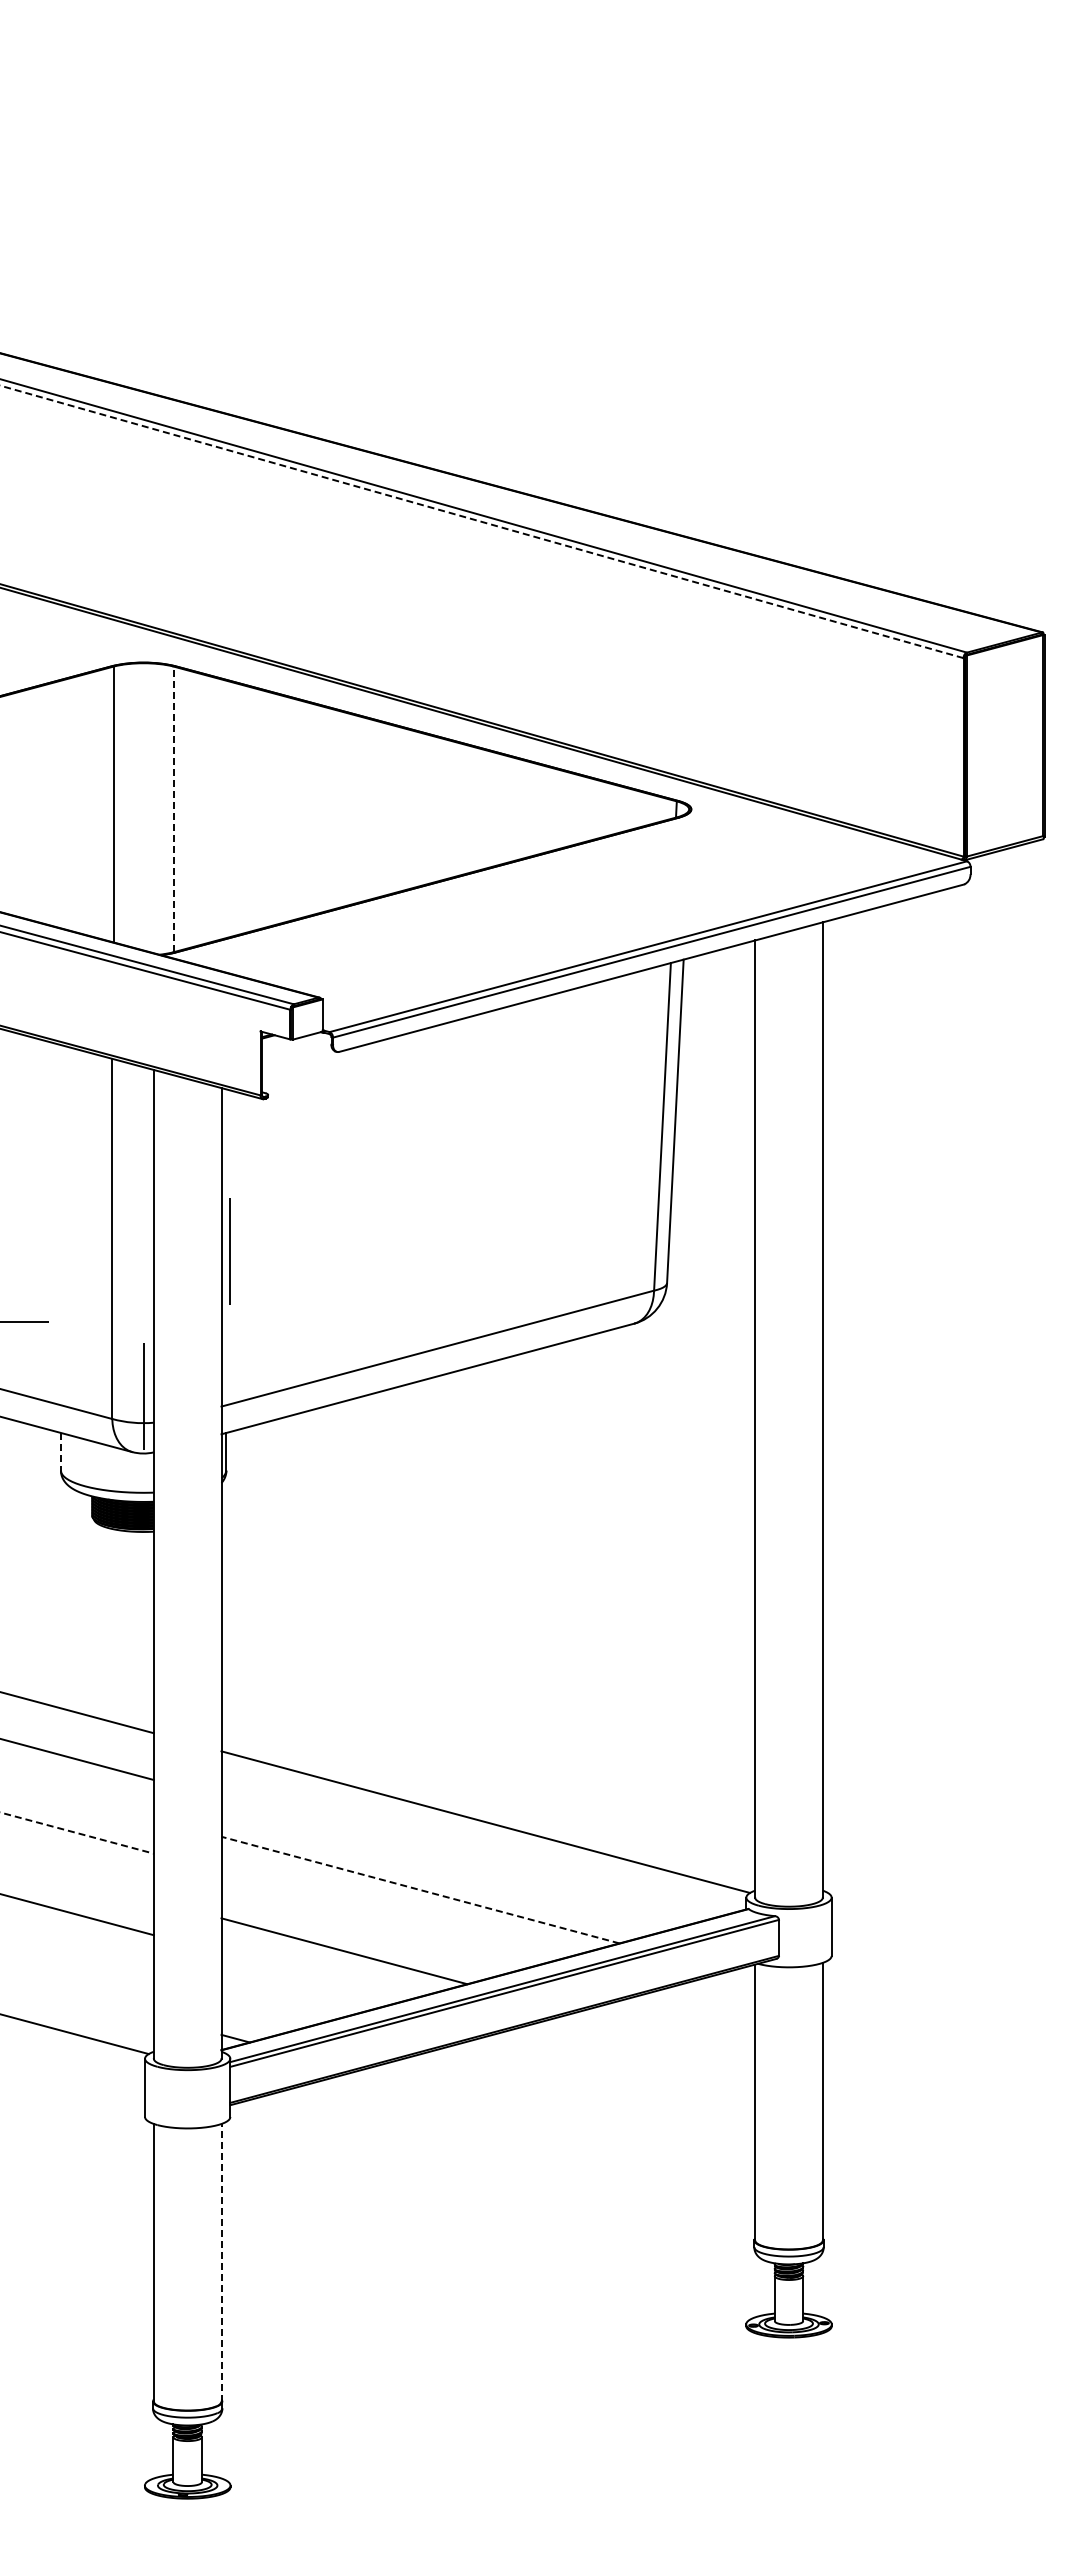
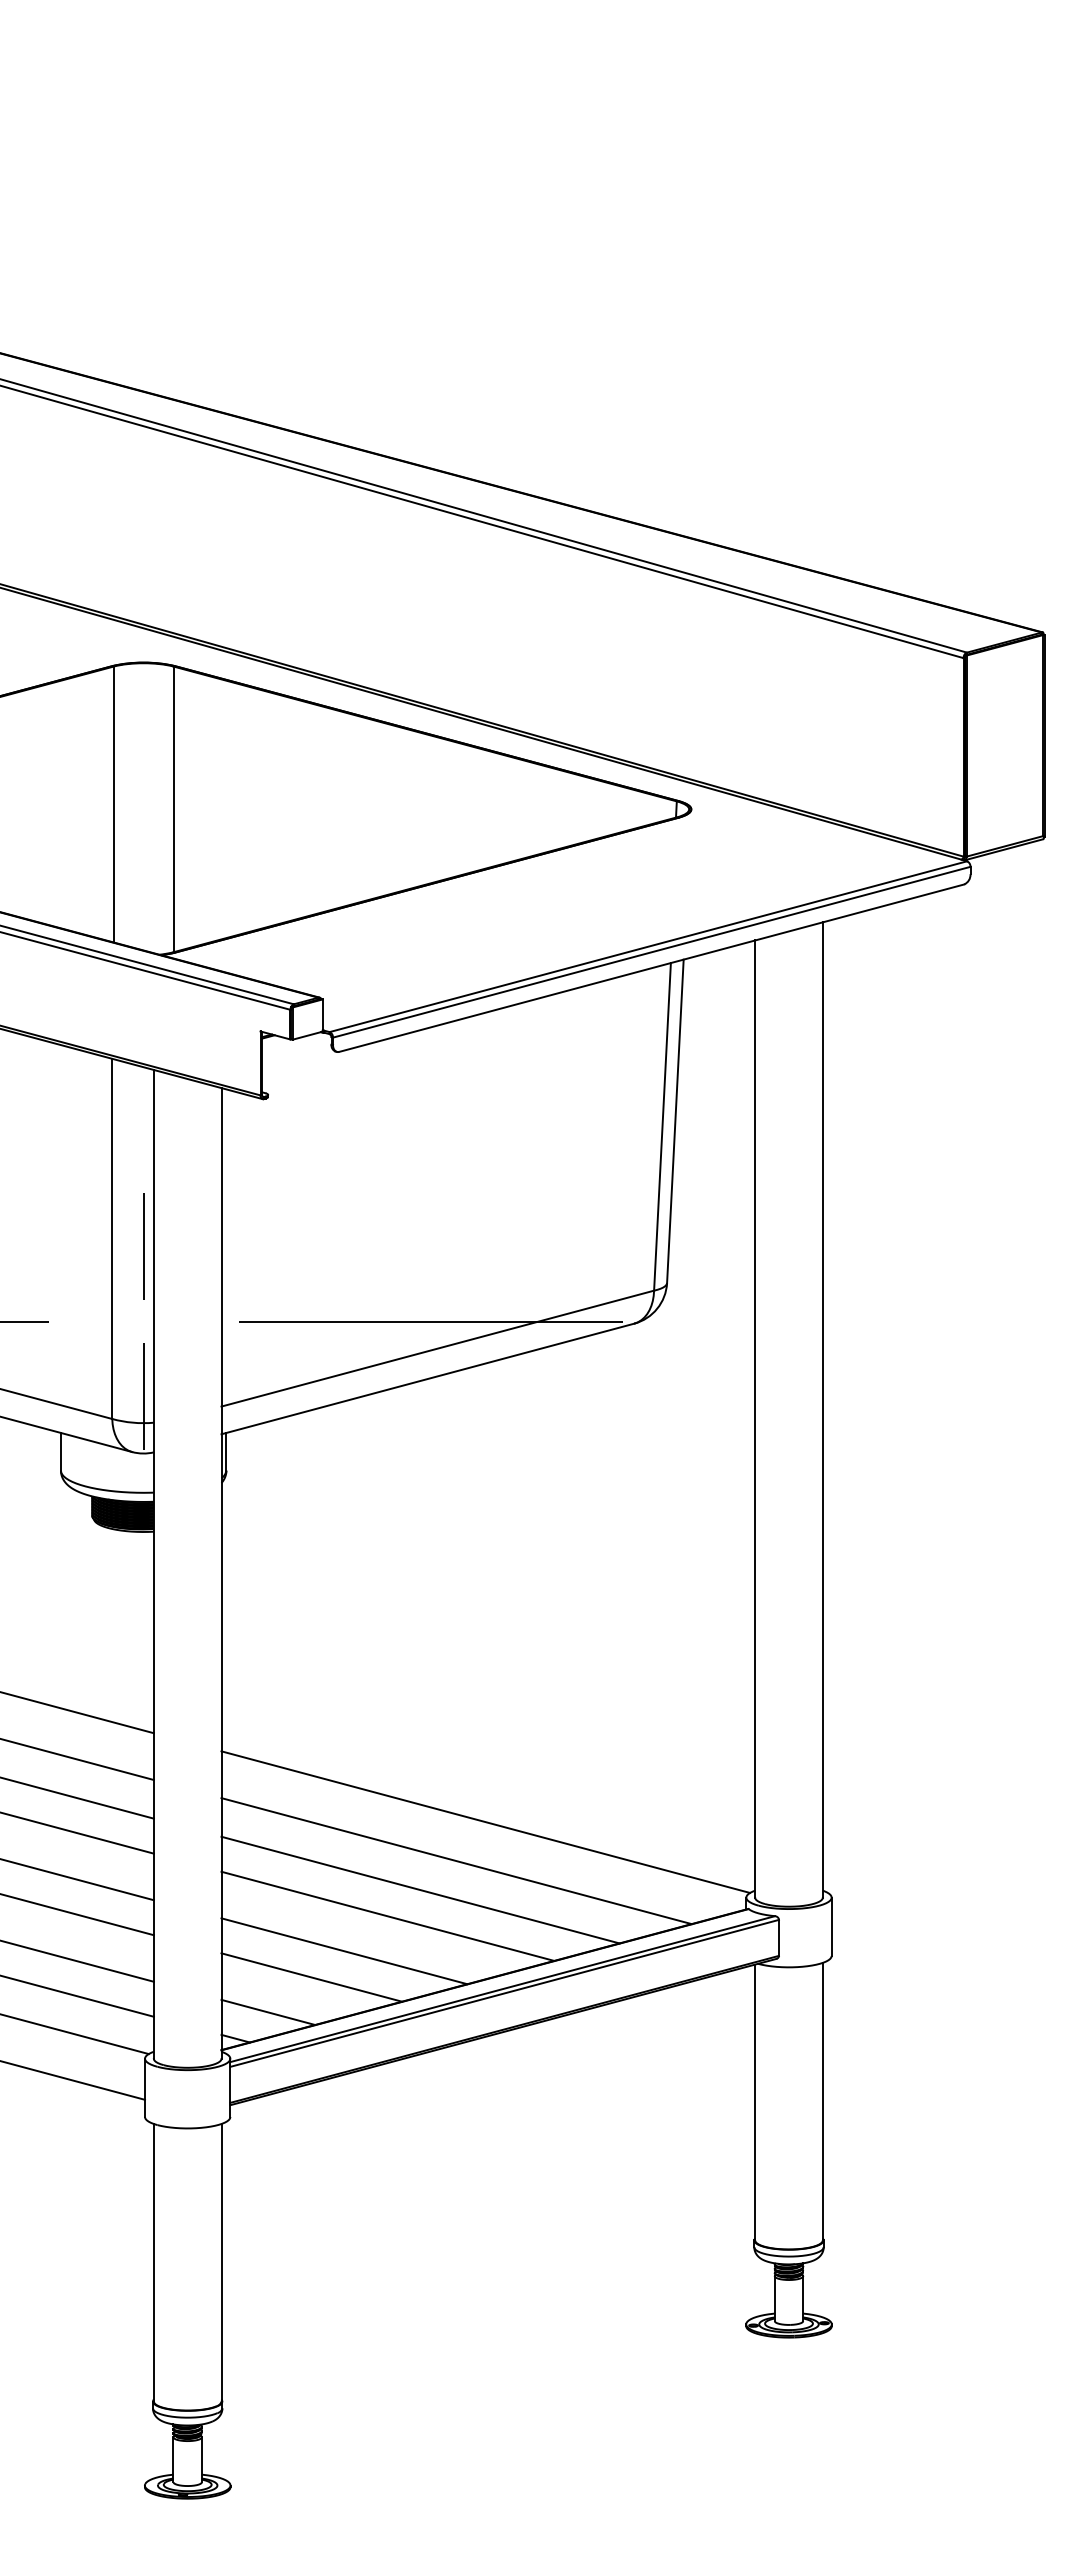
line: dashed -> solid (481, 521)
line: dashed -> solid (173, 809)
line position: (229, 1251) -> (143, 1246) (143, 1246)
line: none -> present (422, 1321)
line: dashed -> solid (60, 1451)
line: none -> present (77, 1798)
line: dashed -> solid (77, 1833)
line: none -> present (456, 1861)
line: none -> present (77, 1879)
line: dashed -> solid (420, 1889)
line: none -> present (387, 1915)
line: none -> present (77, 1961)
line: none -> present (311, 1977)
line: none -> present (77, 1996)
line: none -> present (268, 2011)
line: none -> present (73, 2080)
line: dashed -> solid (221, 2262)
